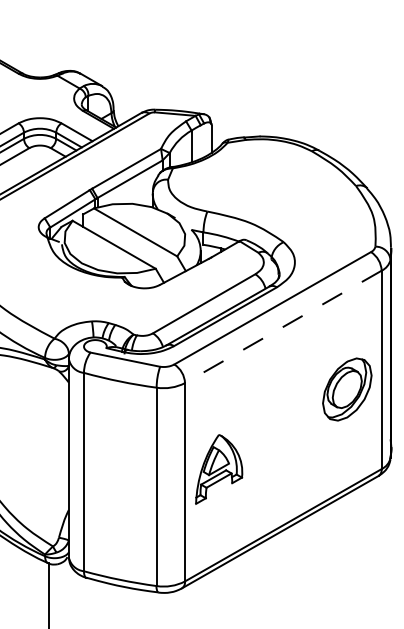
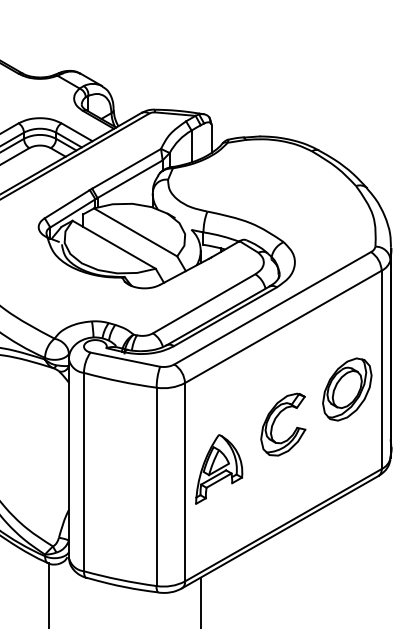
line: dashed -> solid (282, 327)
part: none -> present (275, 421)
line: none -> present (200, 601)
